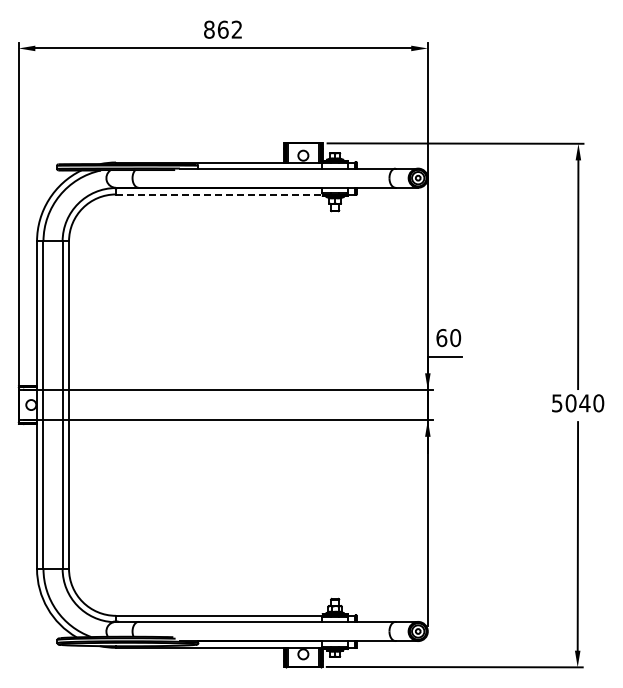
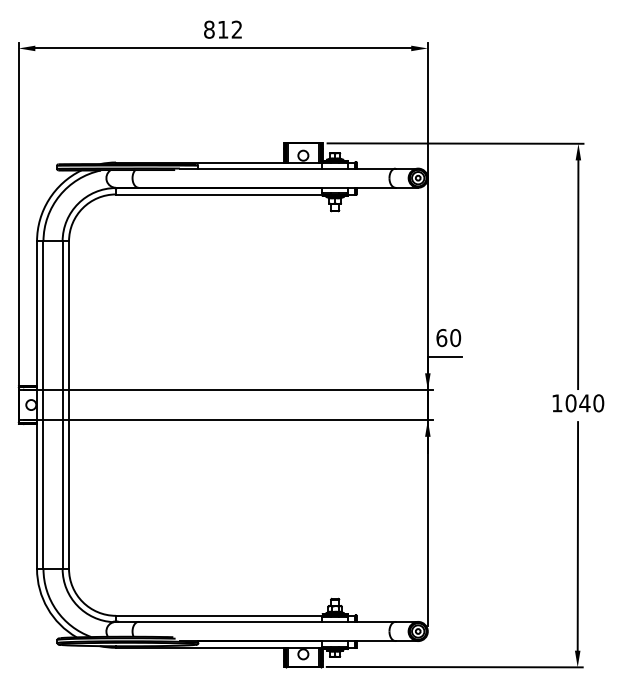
text: 862 -> 812 (222, 29)
line: dashed -> solid (219, 194)
text: 5040 -> 1040 (557, 403)
